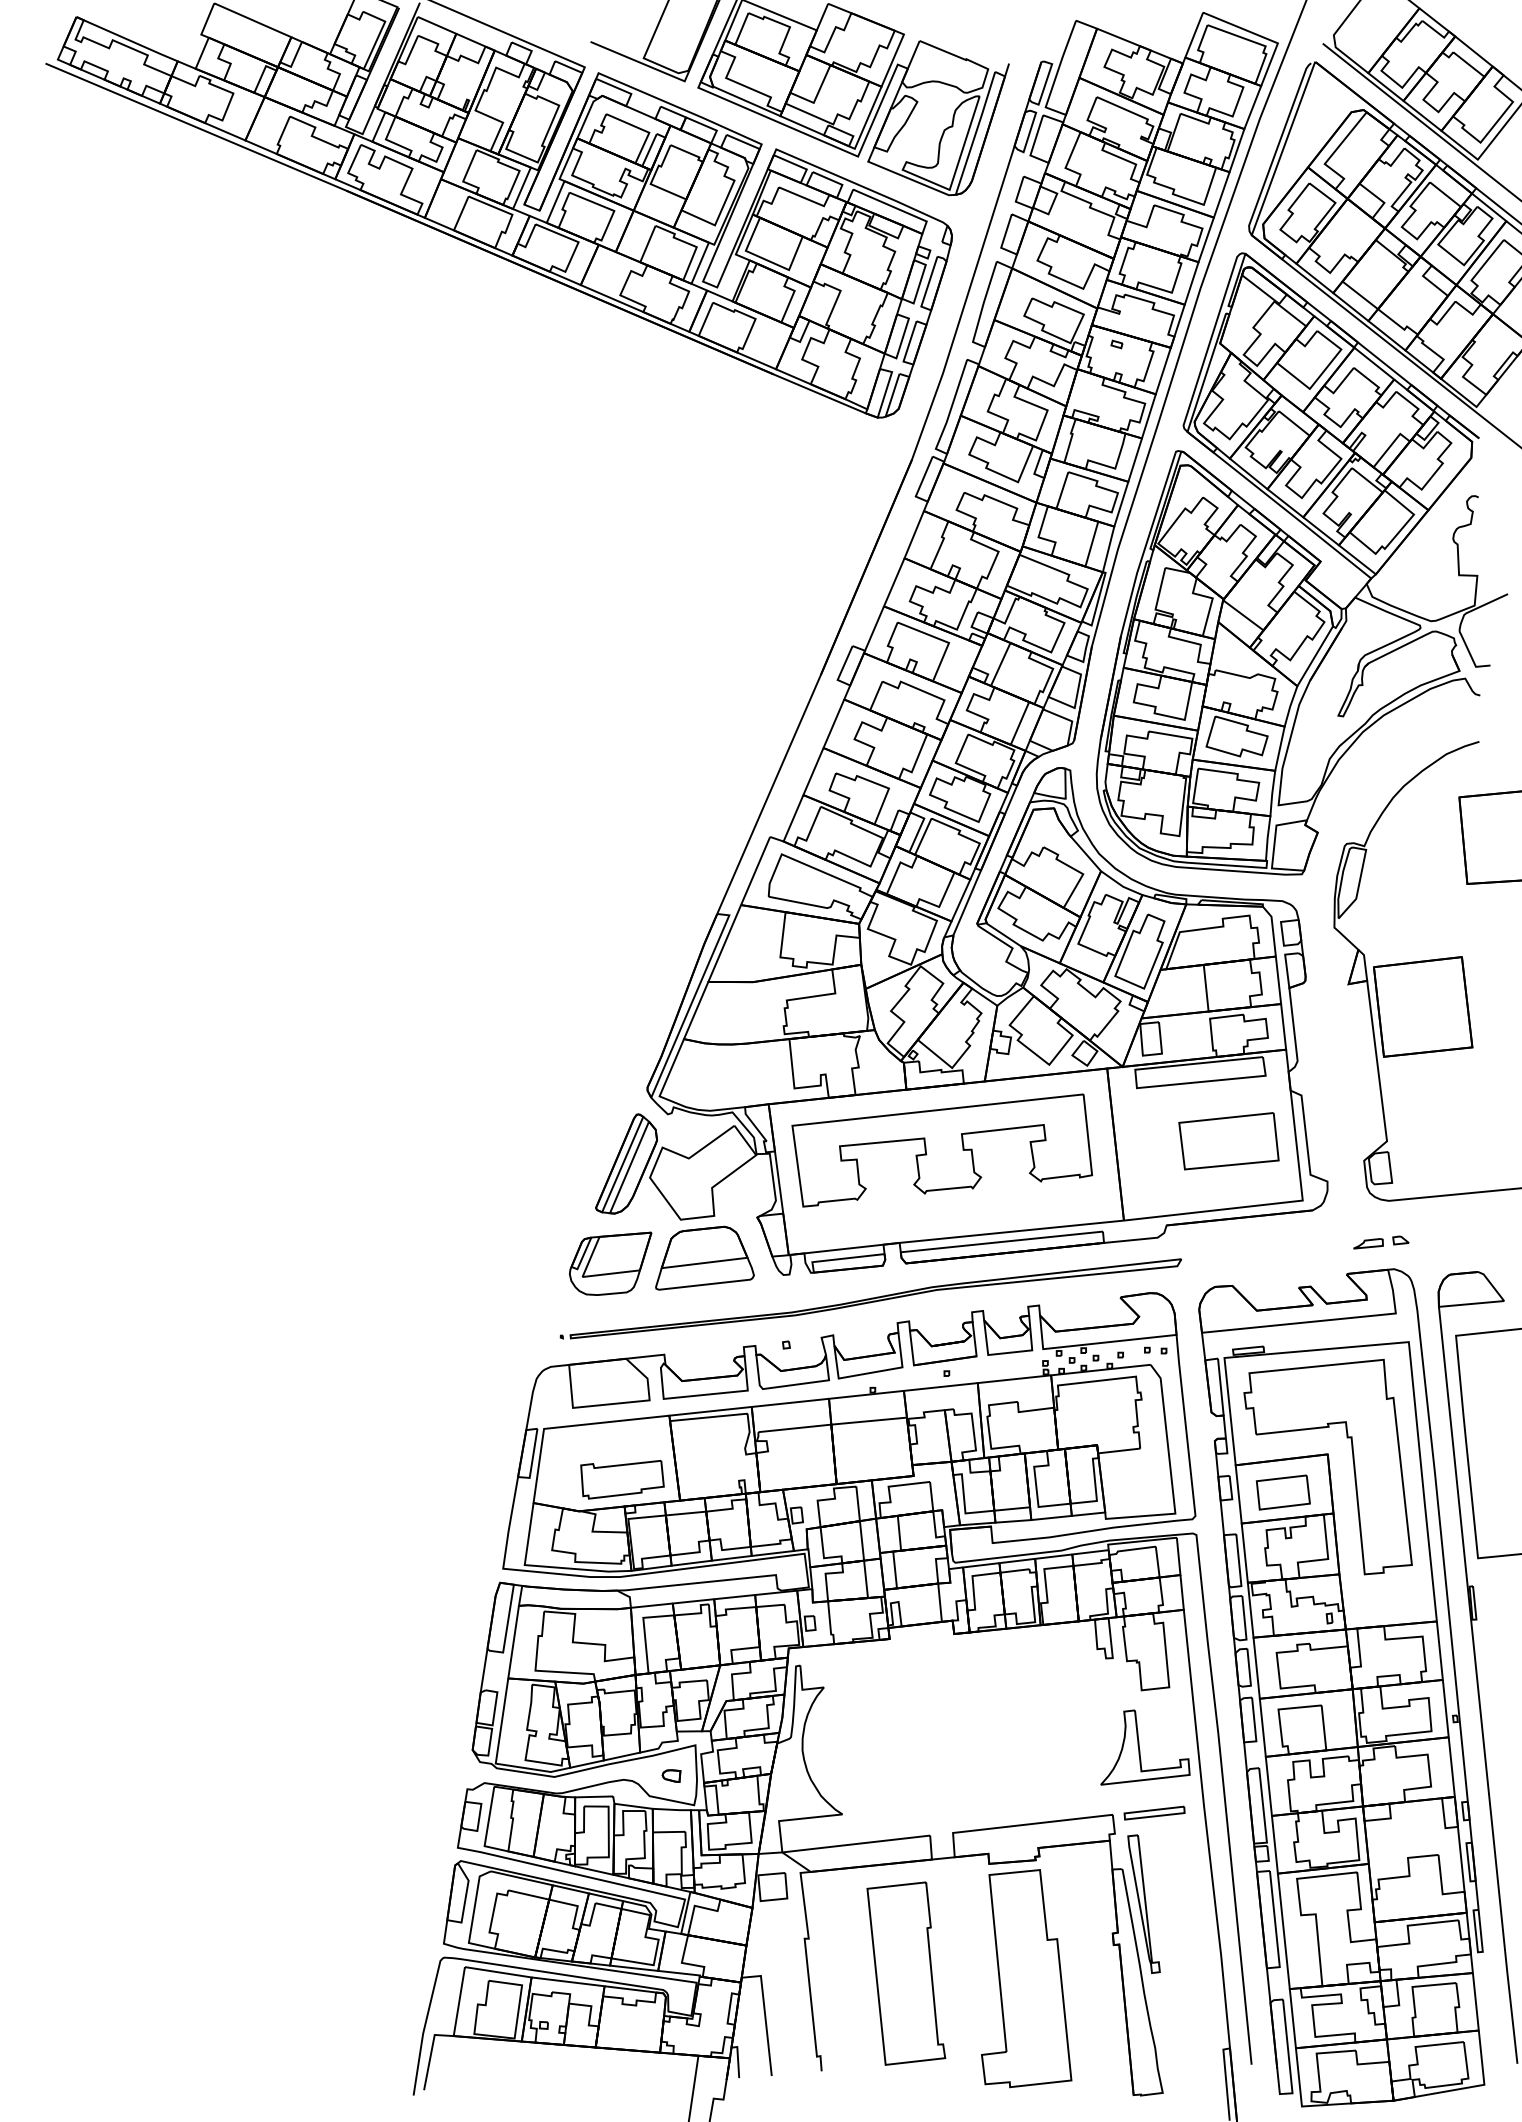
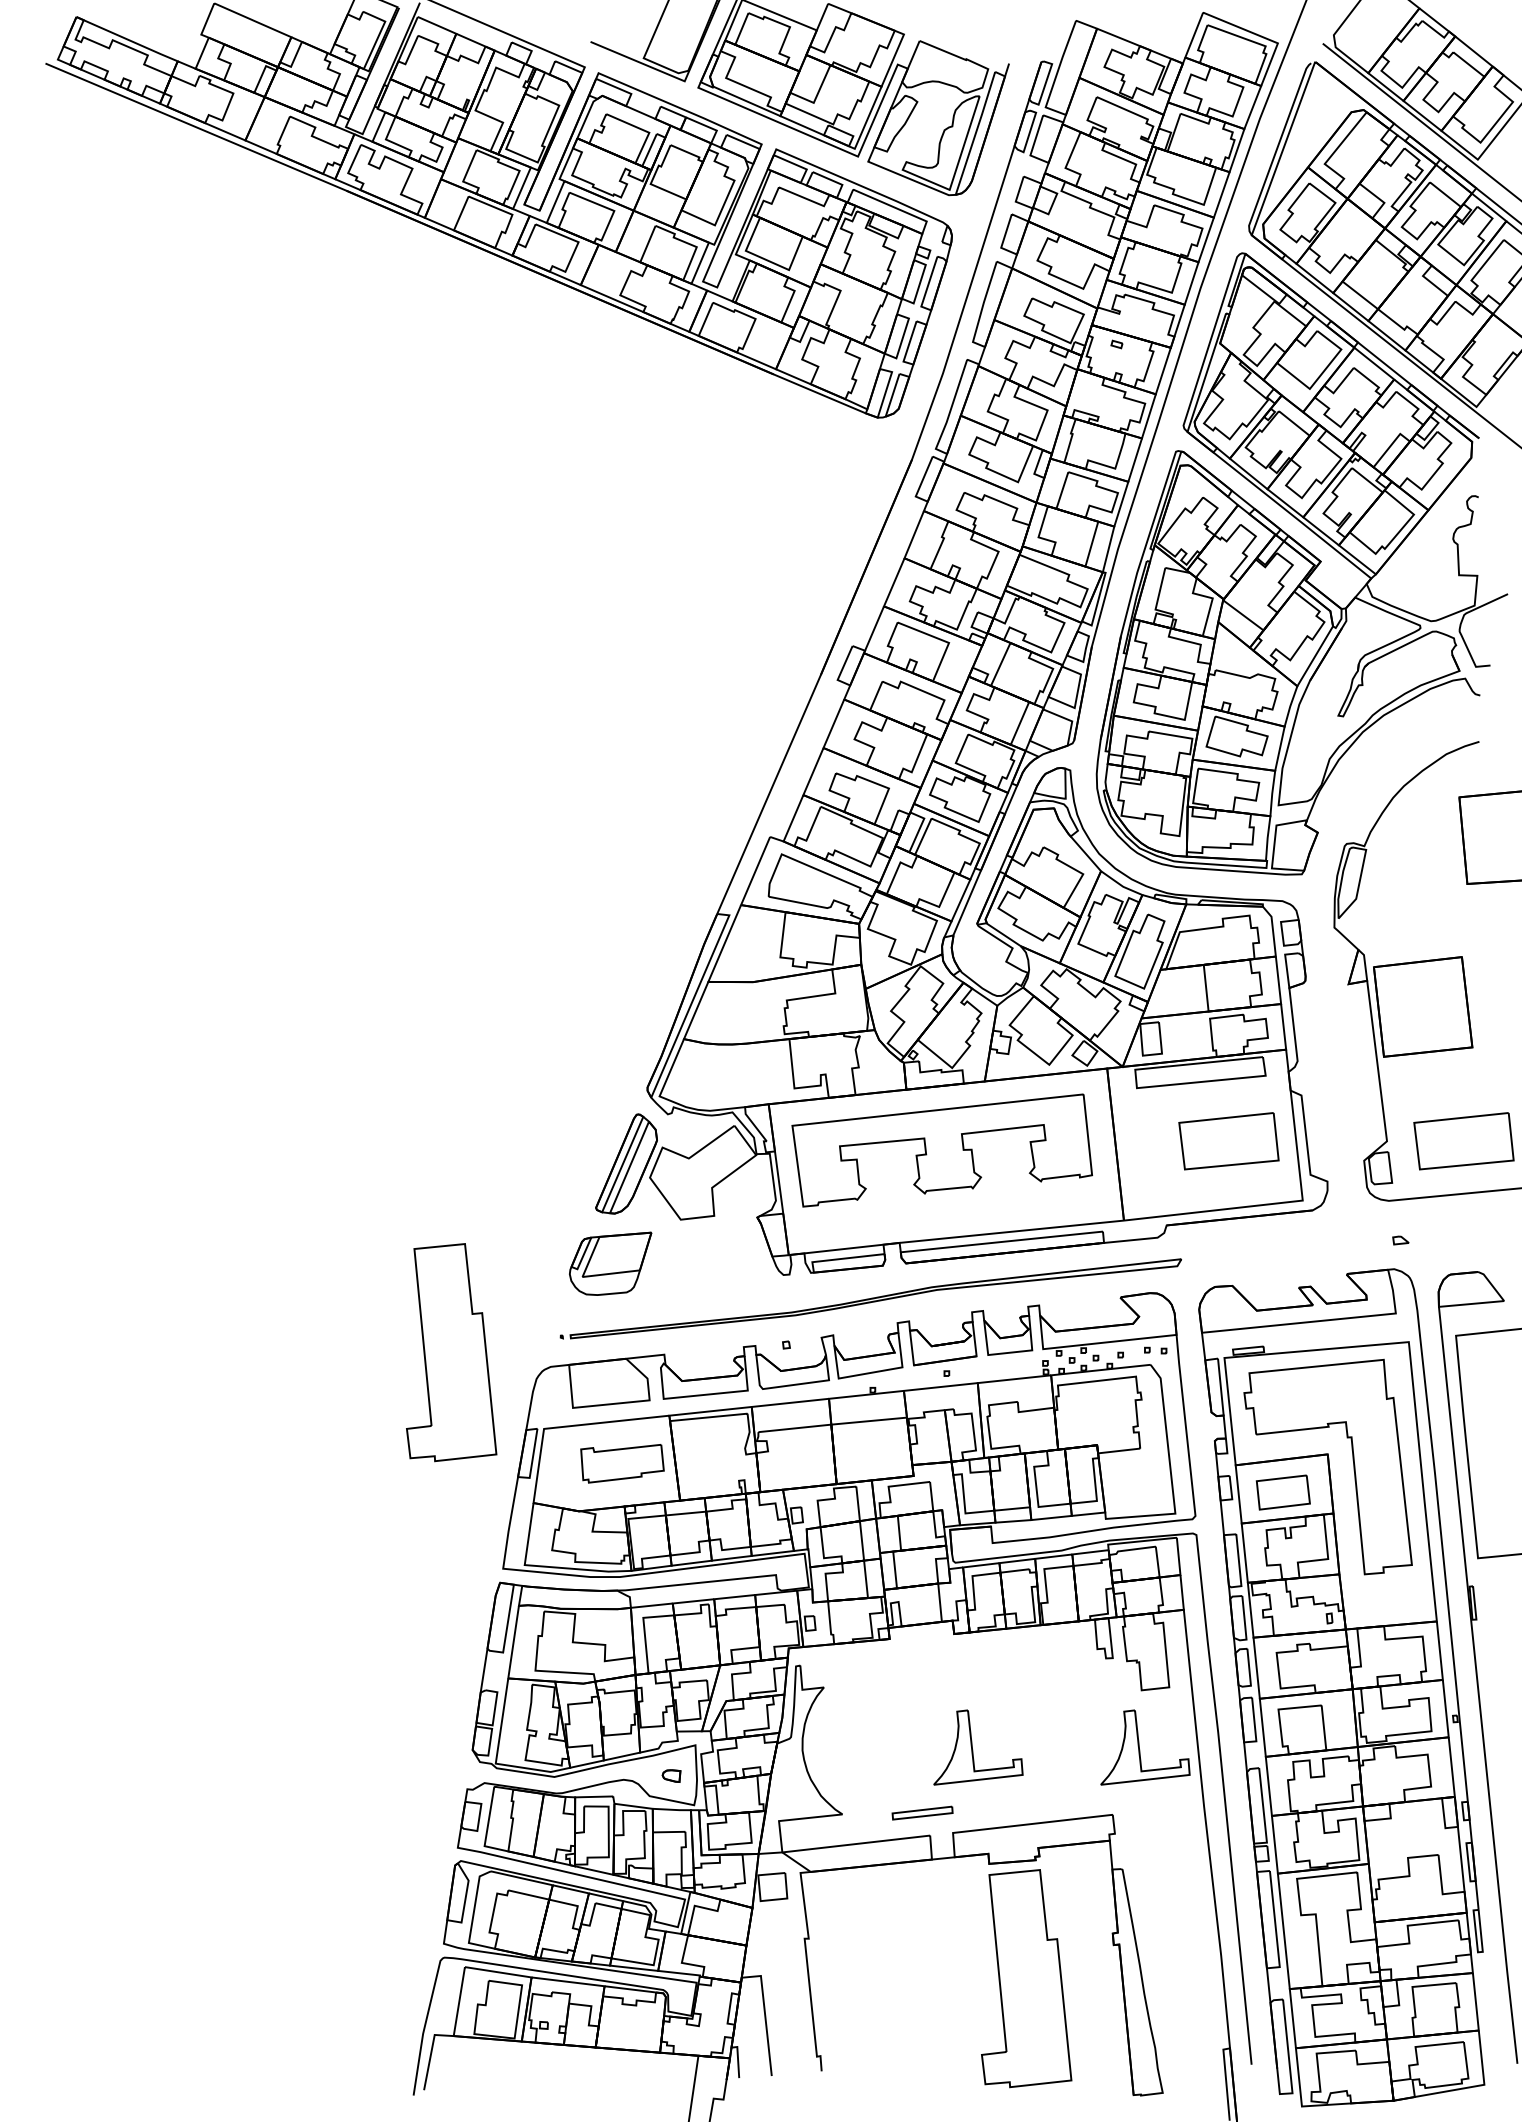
part: none -> present (1463, 1141)
part: present -> none (1368, 1243)
part: present -> none (704, 1257)
part: none -> present (451, 1352)
part position: (622, 1479) -> (622, 1463) (622, 1463)
part: none -> present (978, 1747)
part position: (1154, 1812) -> (922, 1812) (922, 1812)
part: present -> none (1143, 1904)
part: present -> none (906, 1973)
